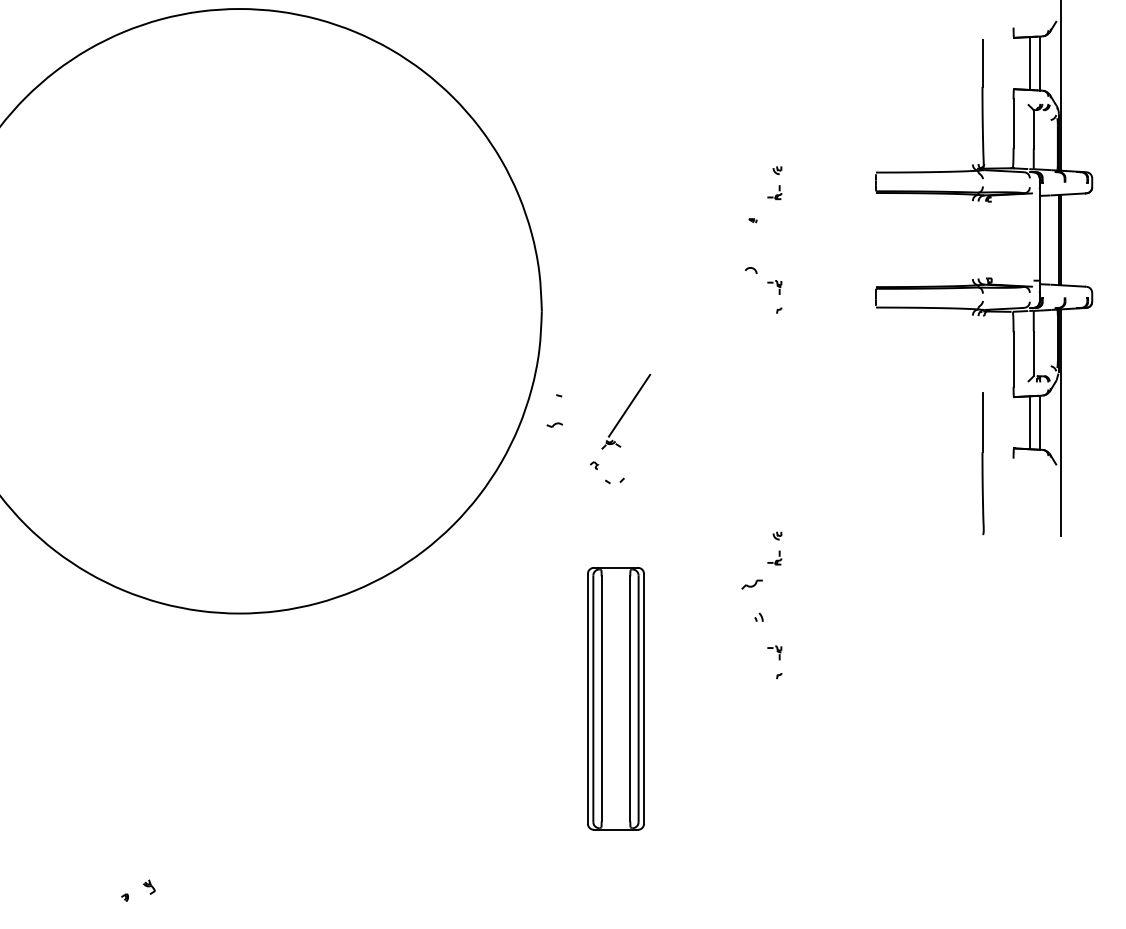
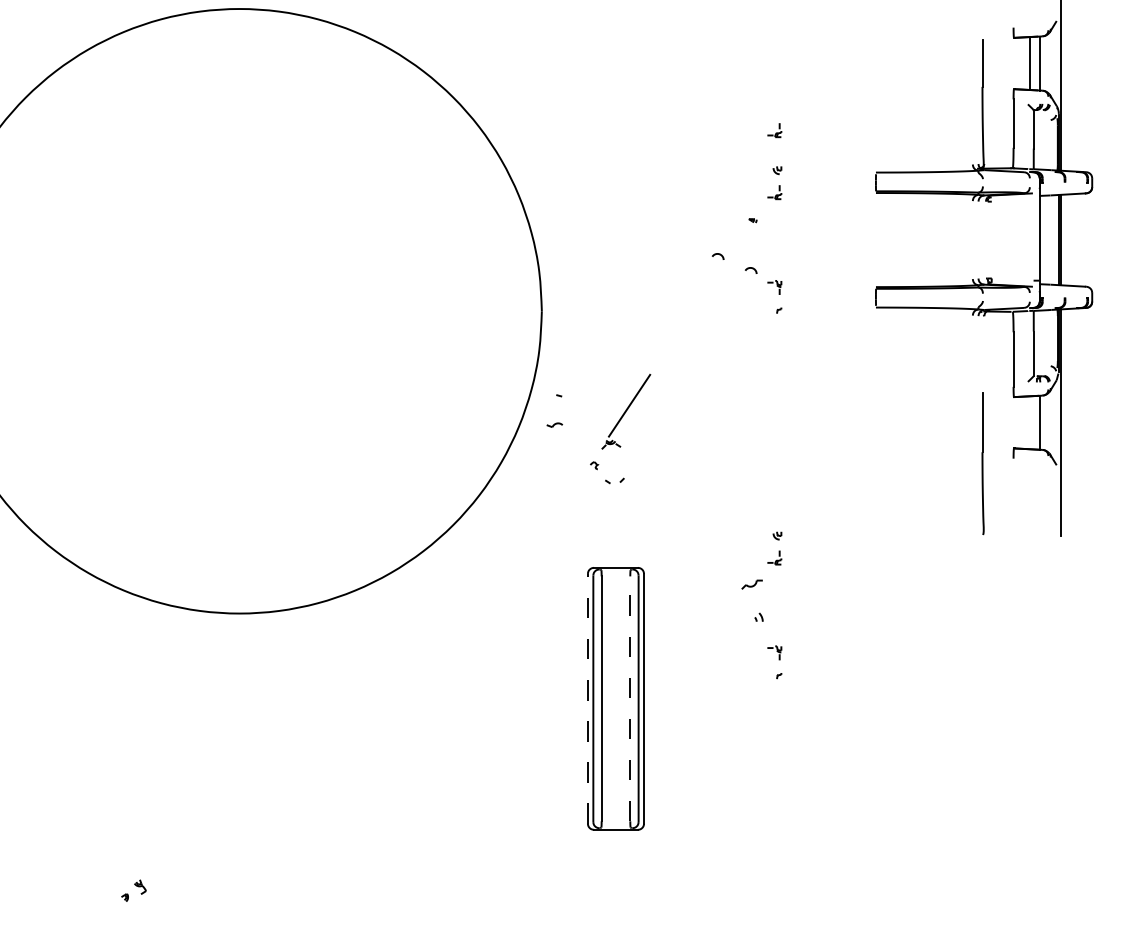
part: none -> present (774, 130)
curve: none -> present (717, 254)
line: present -> none (1029, 422)
line: solid -> dashed (587, 698)
line: solid -> dashed (630, 698)
part position: (149, 886) -> (140, 886) (140, 886)
